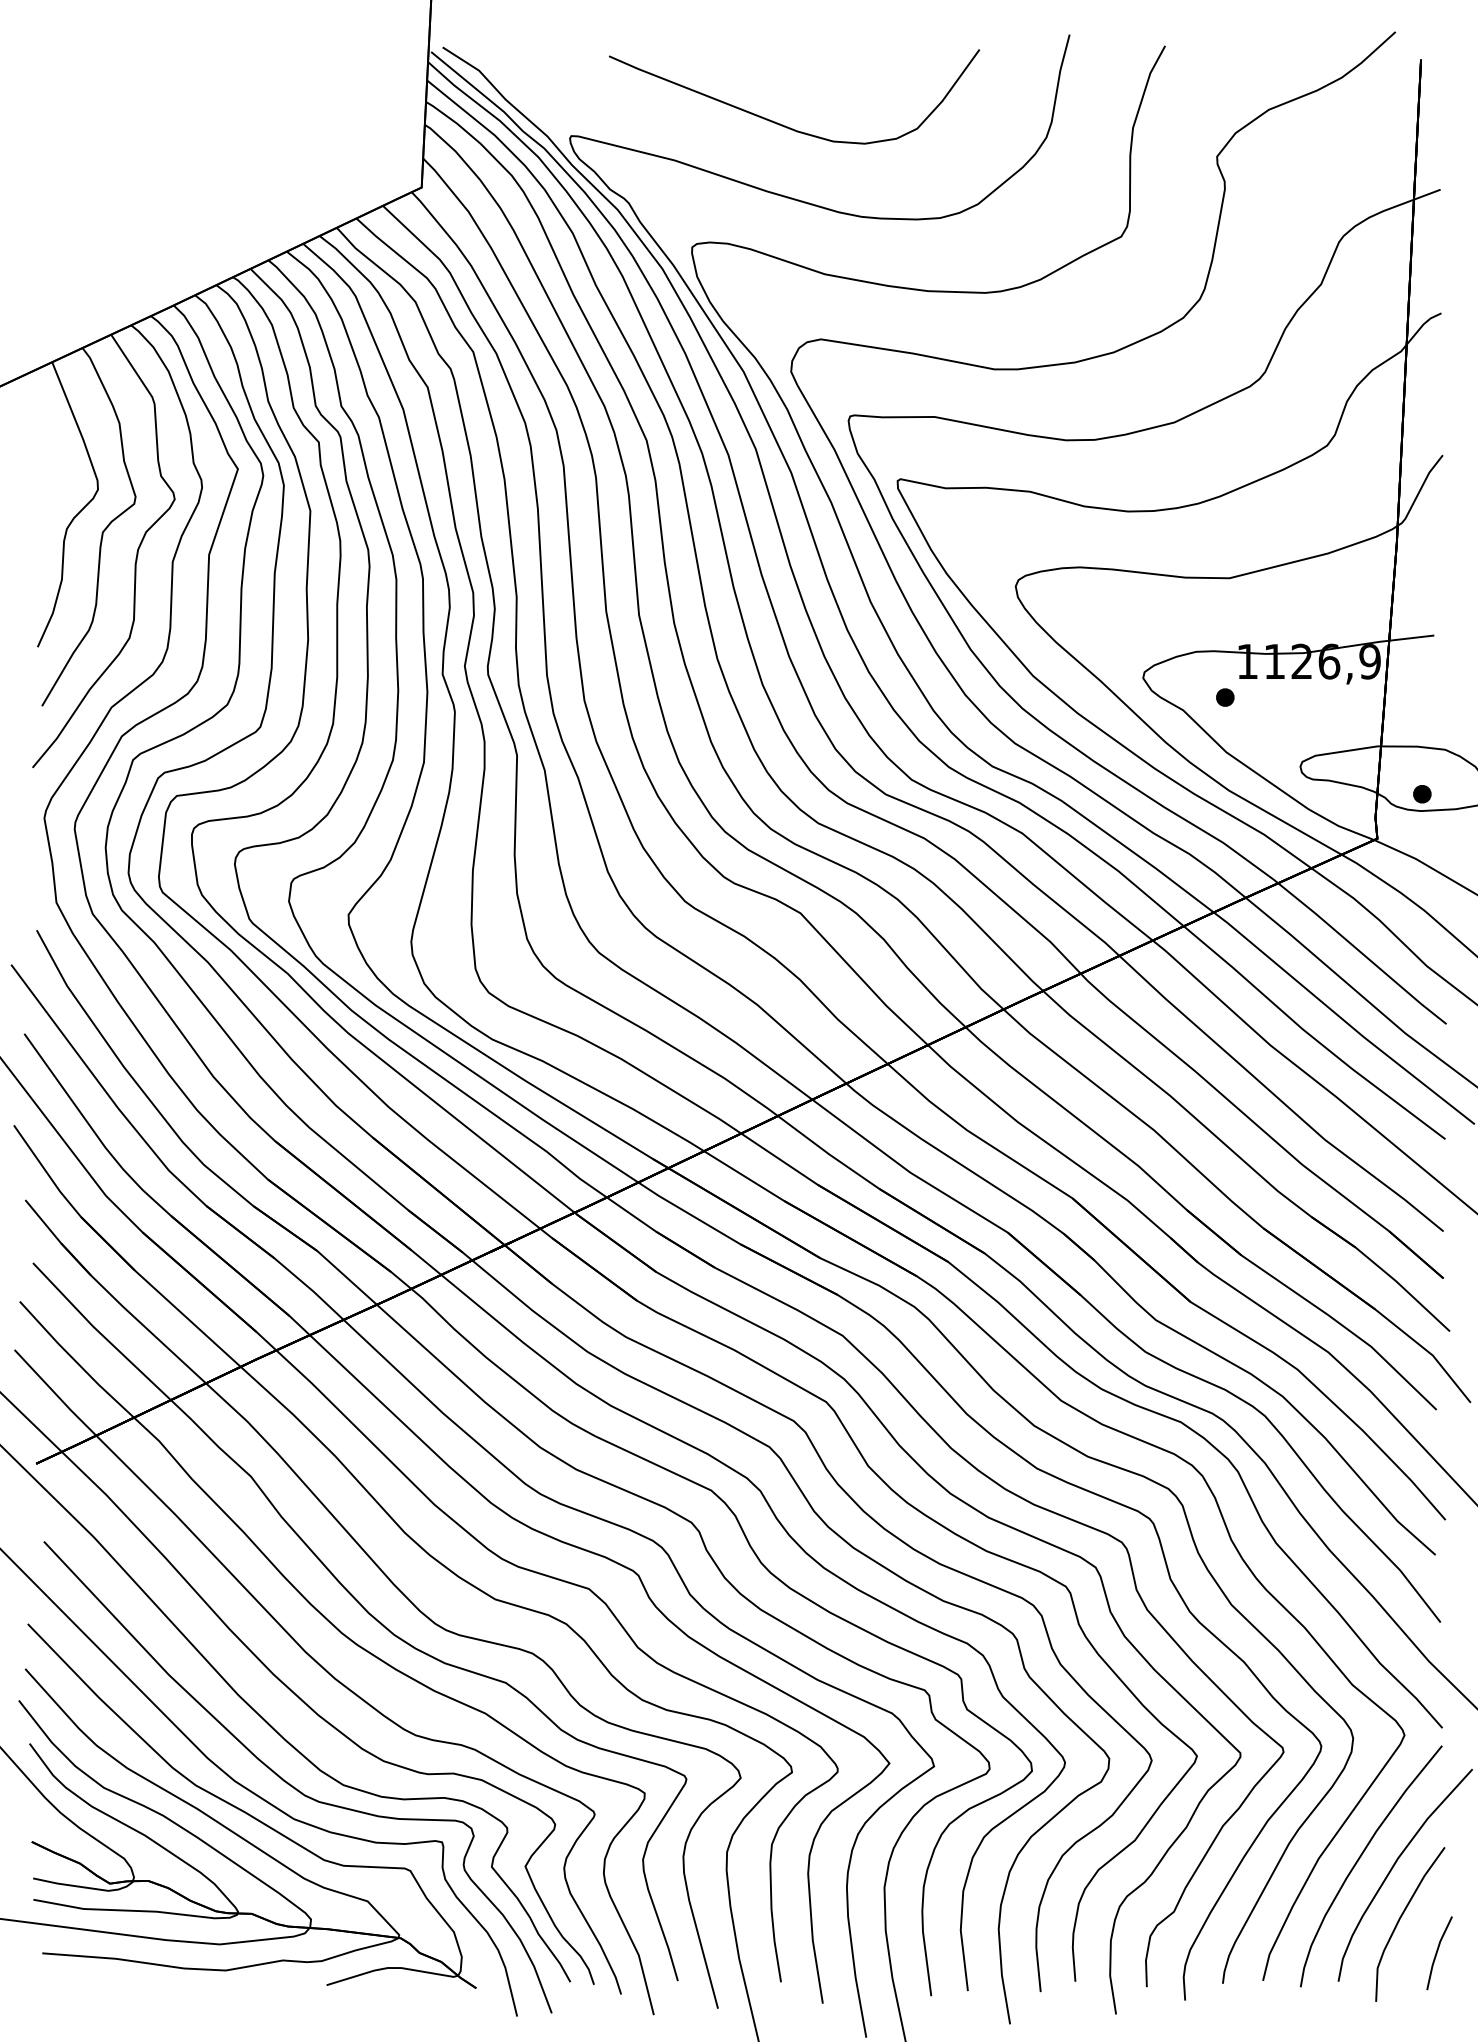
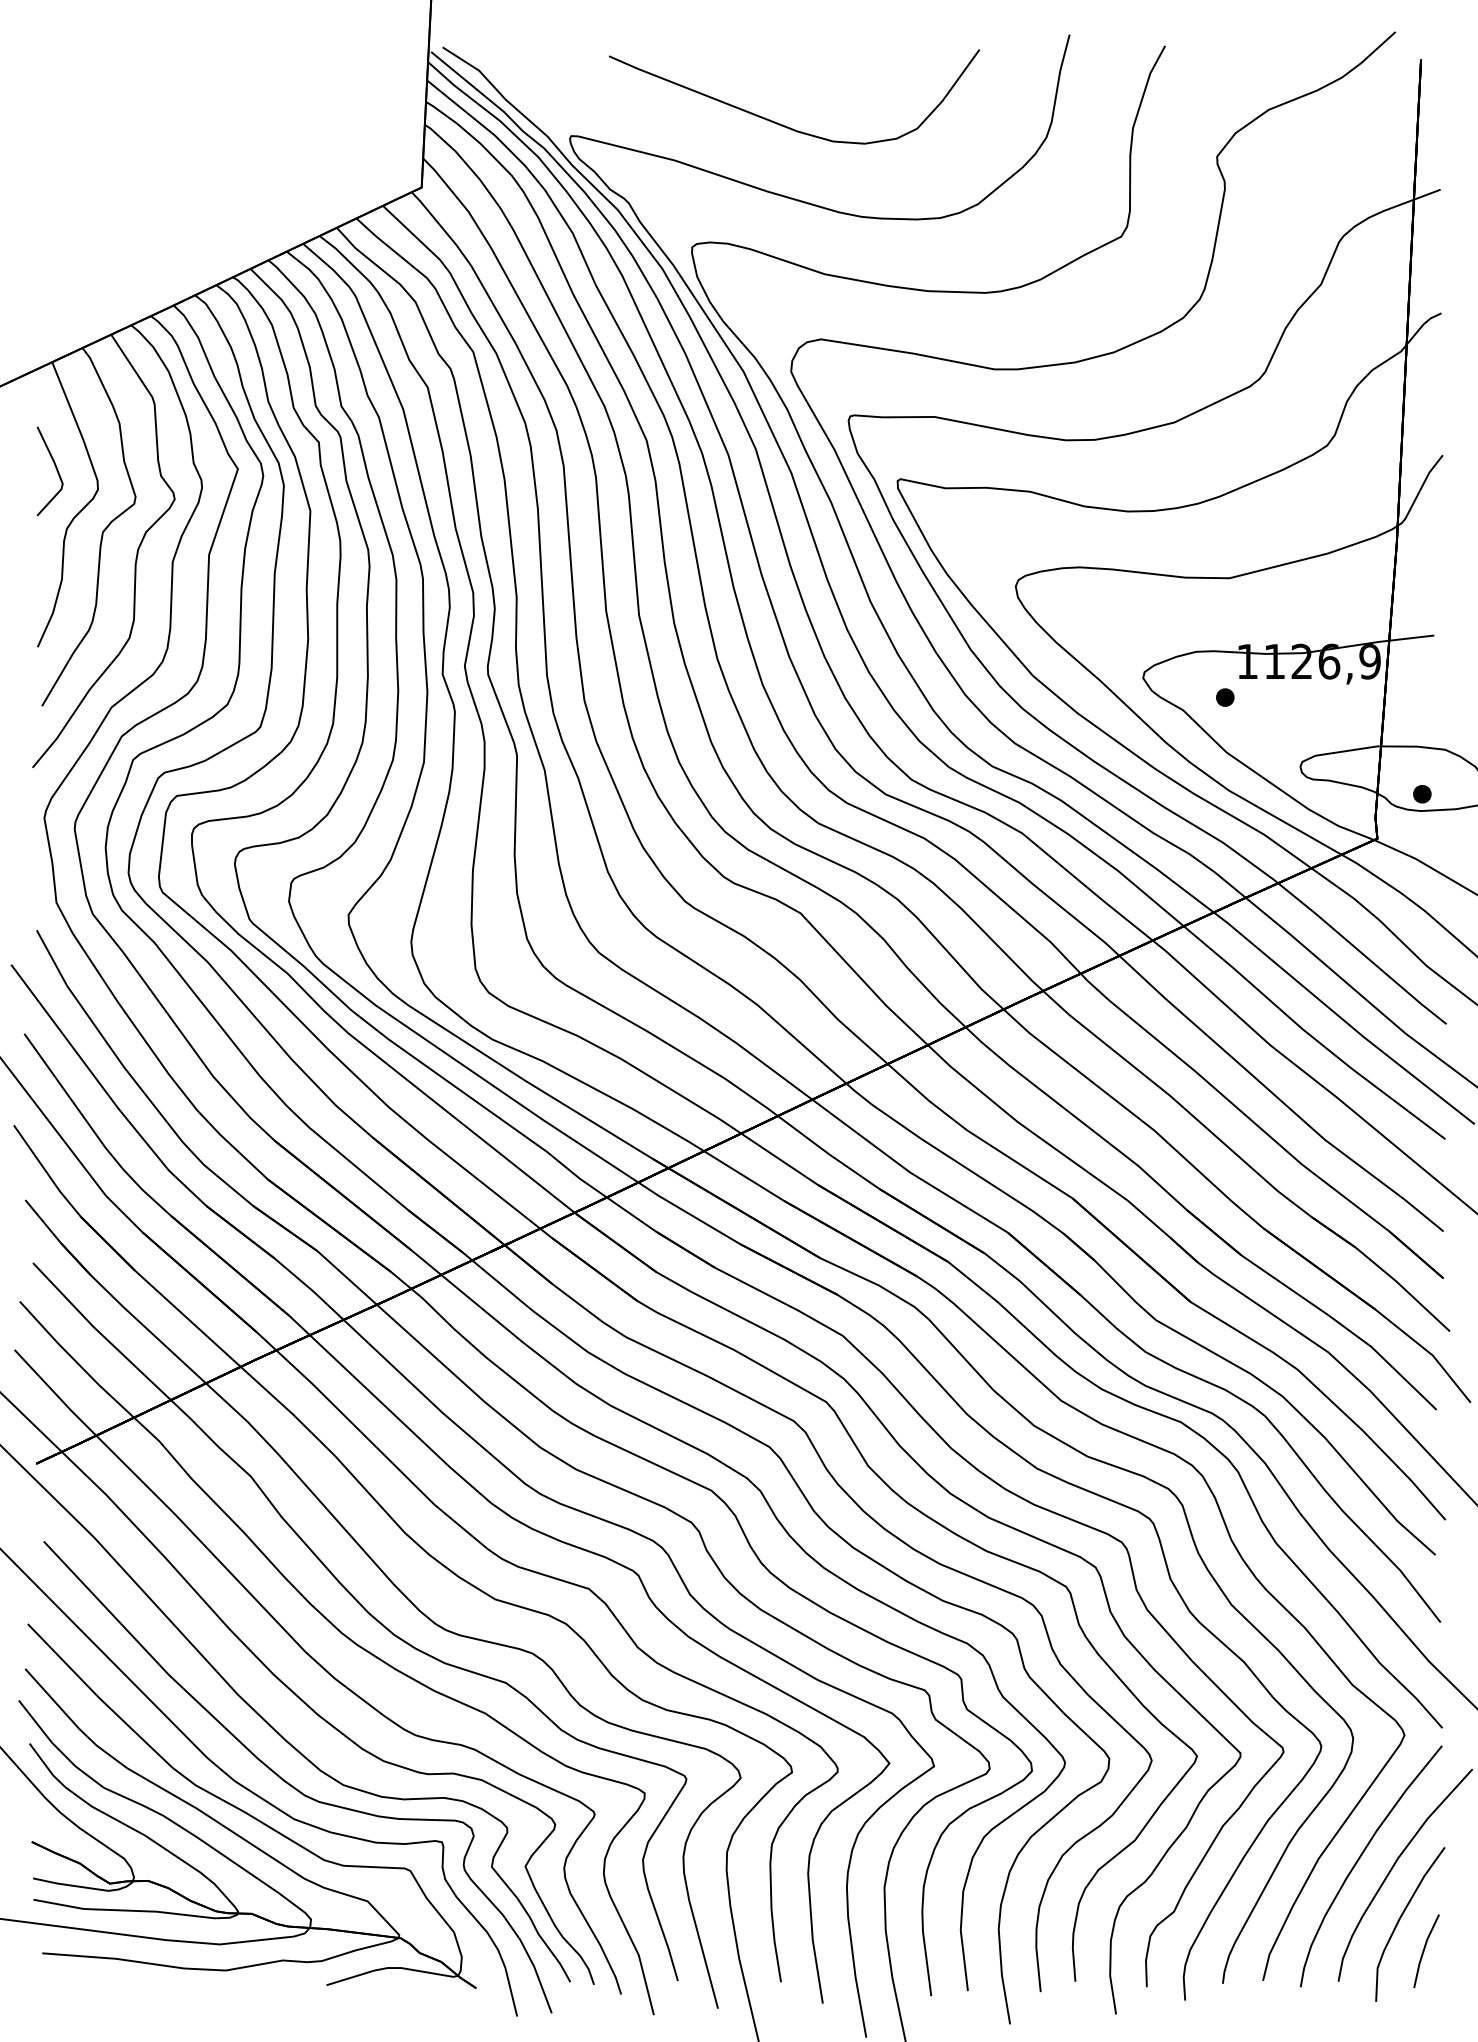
line: none -> present (55, 468)
line position: (1437, 1953) -> (1424, 1951) (1424, 1951)
